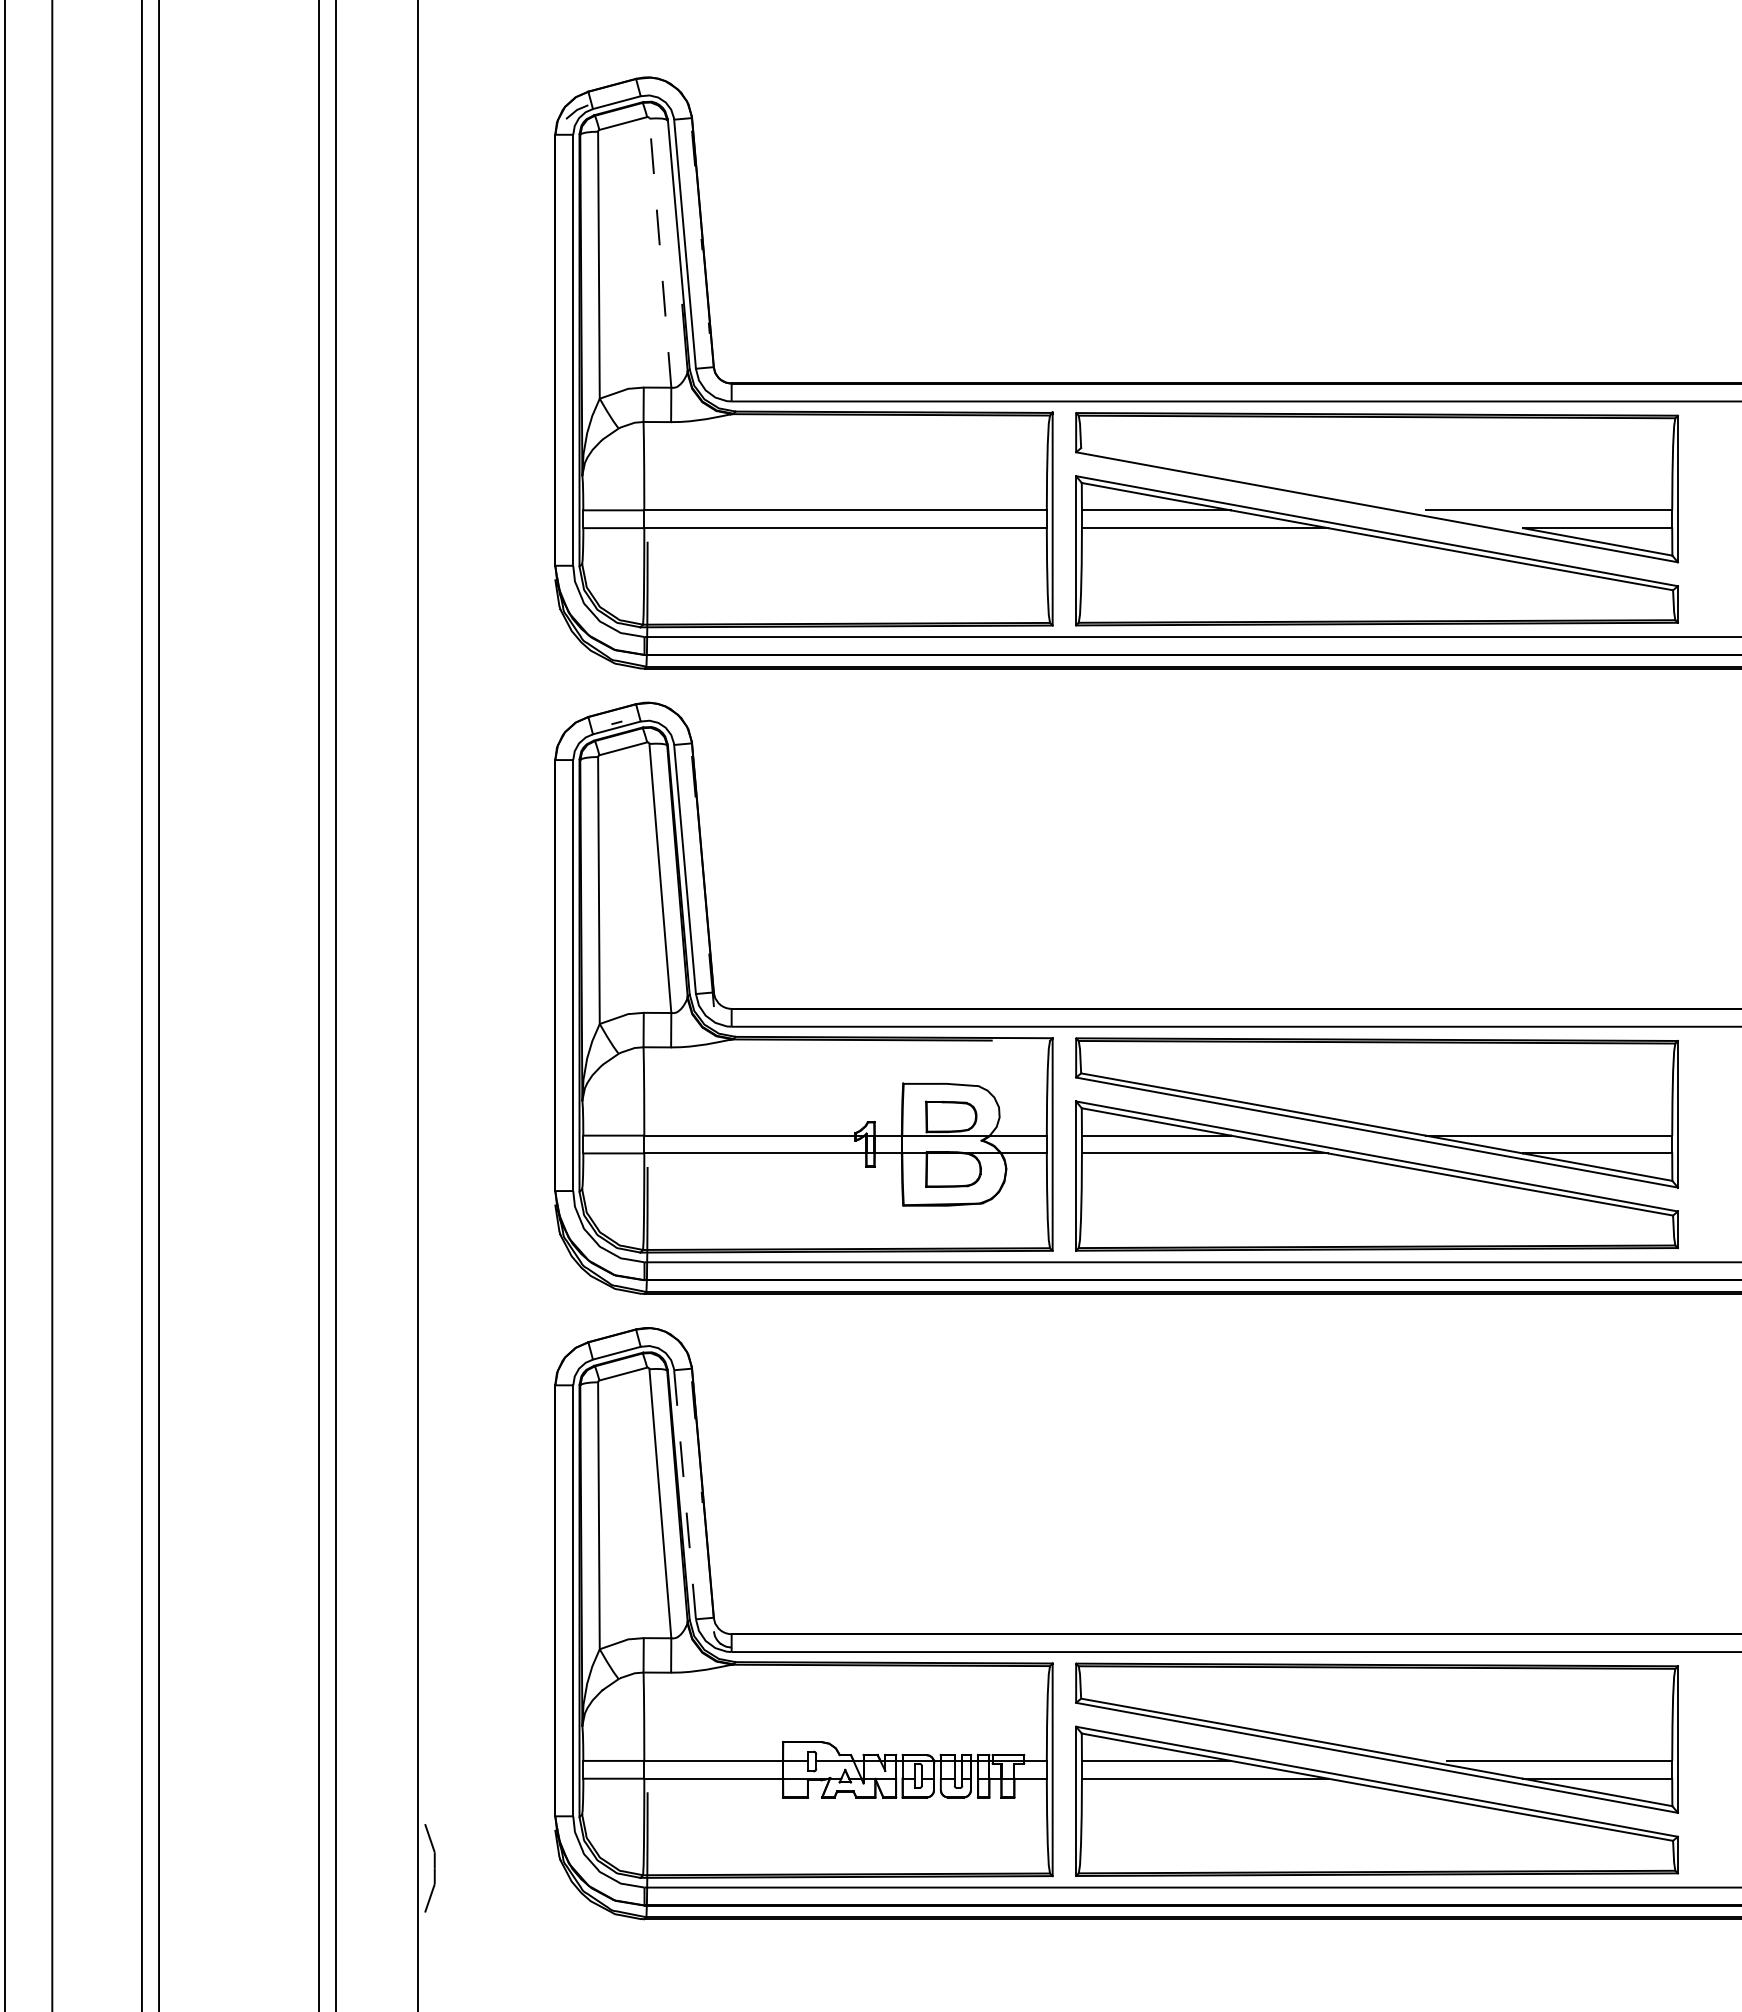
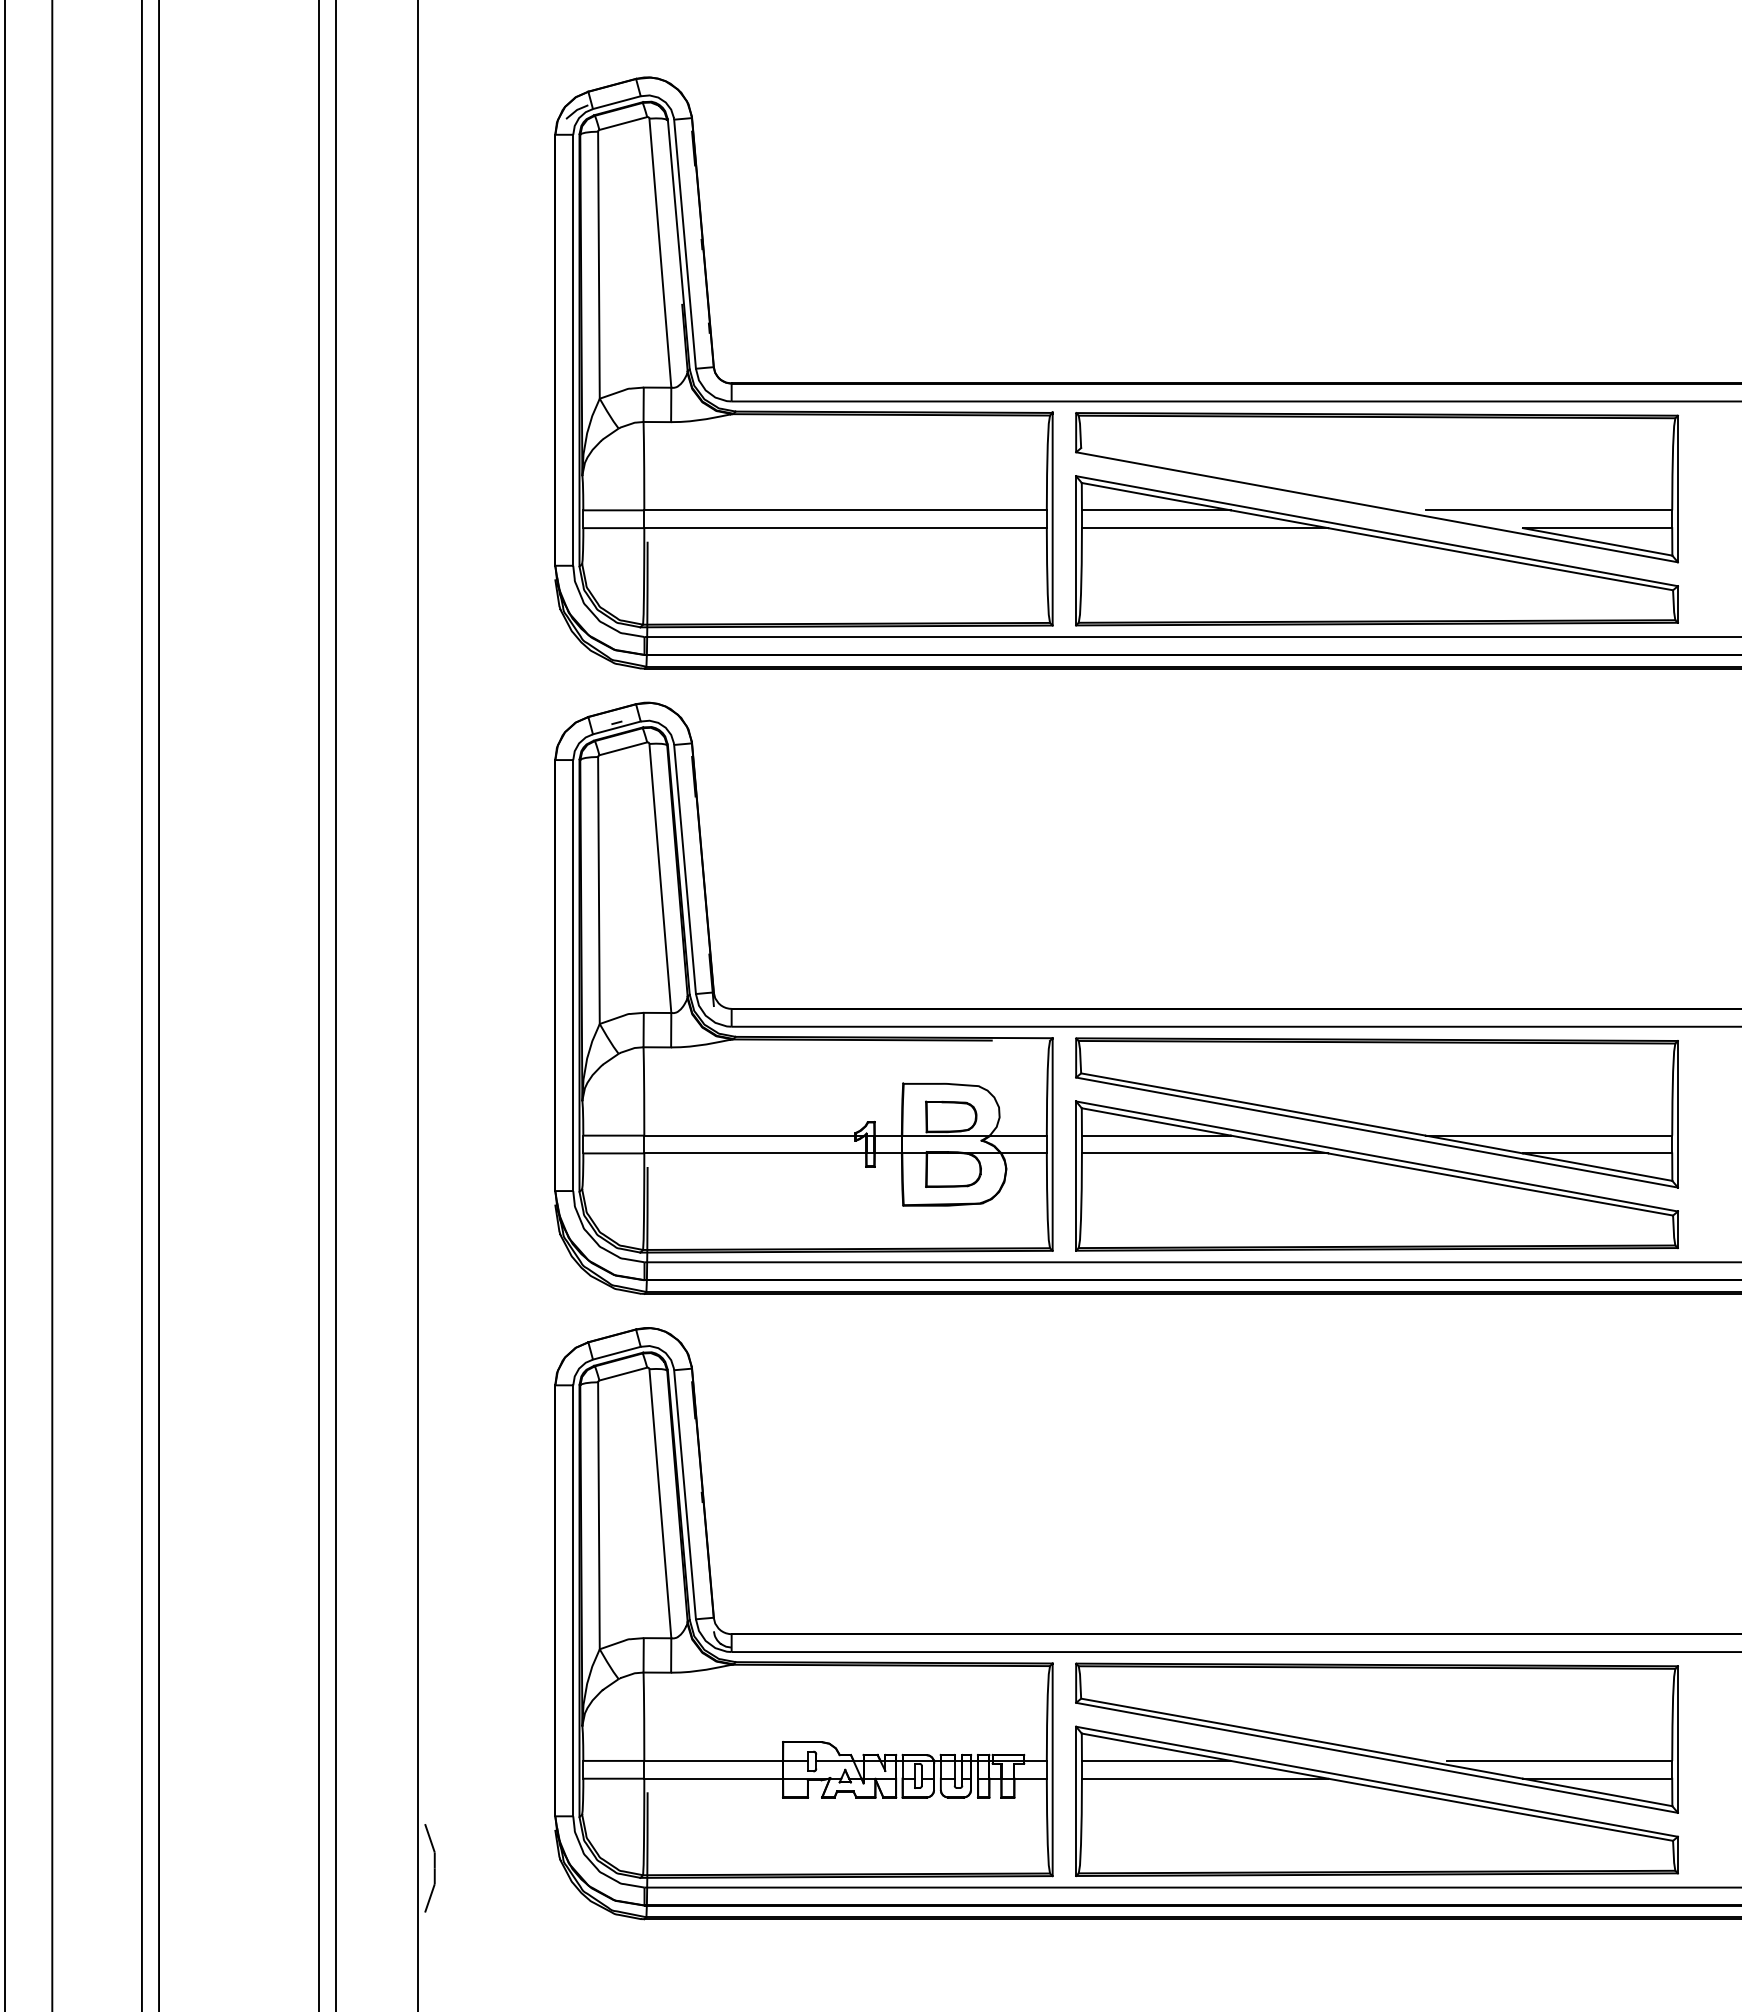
line: dashed -> solid (660, 253)
line: dashed -> solid (685, 1495)
